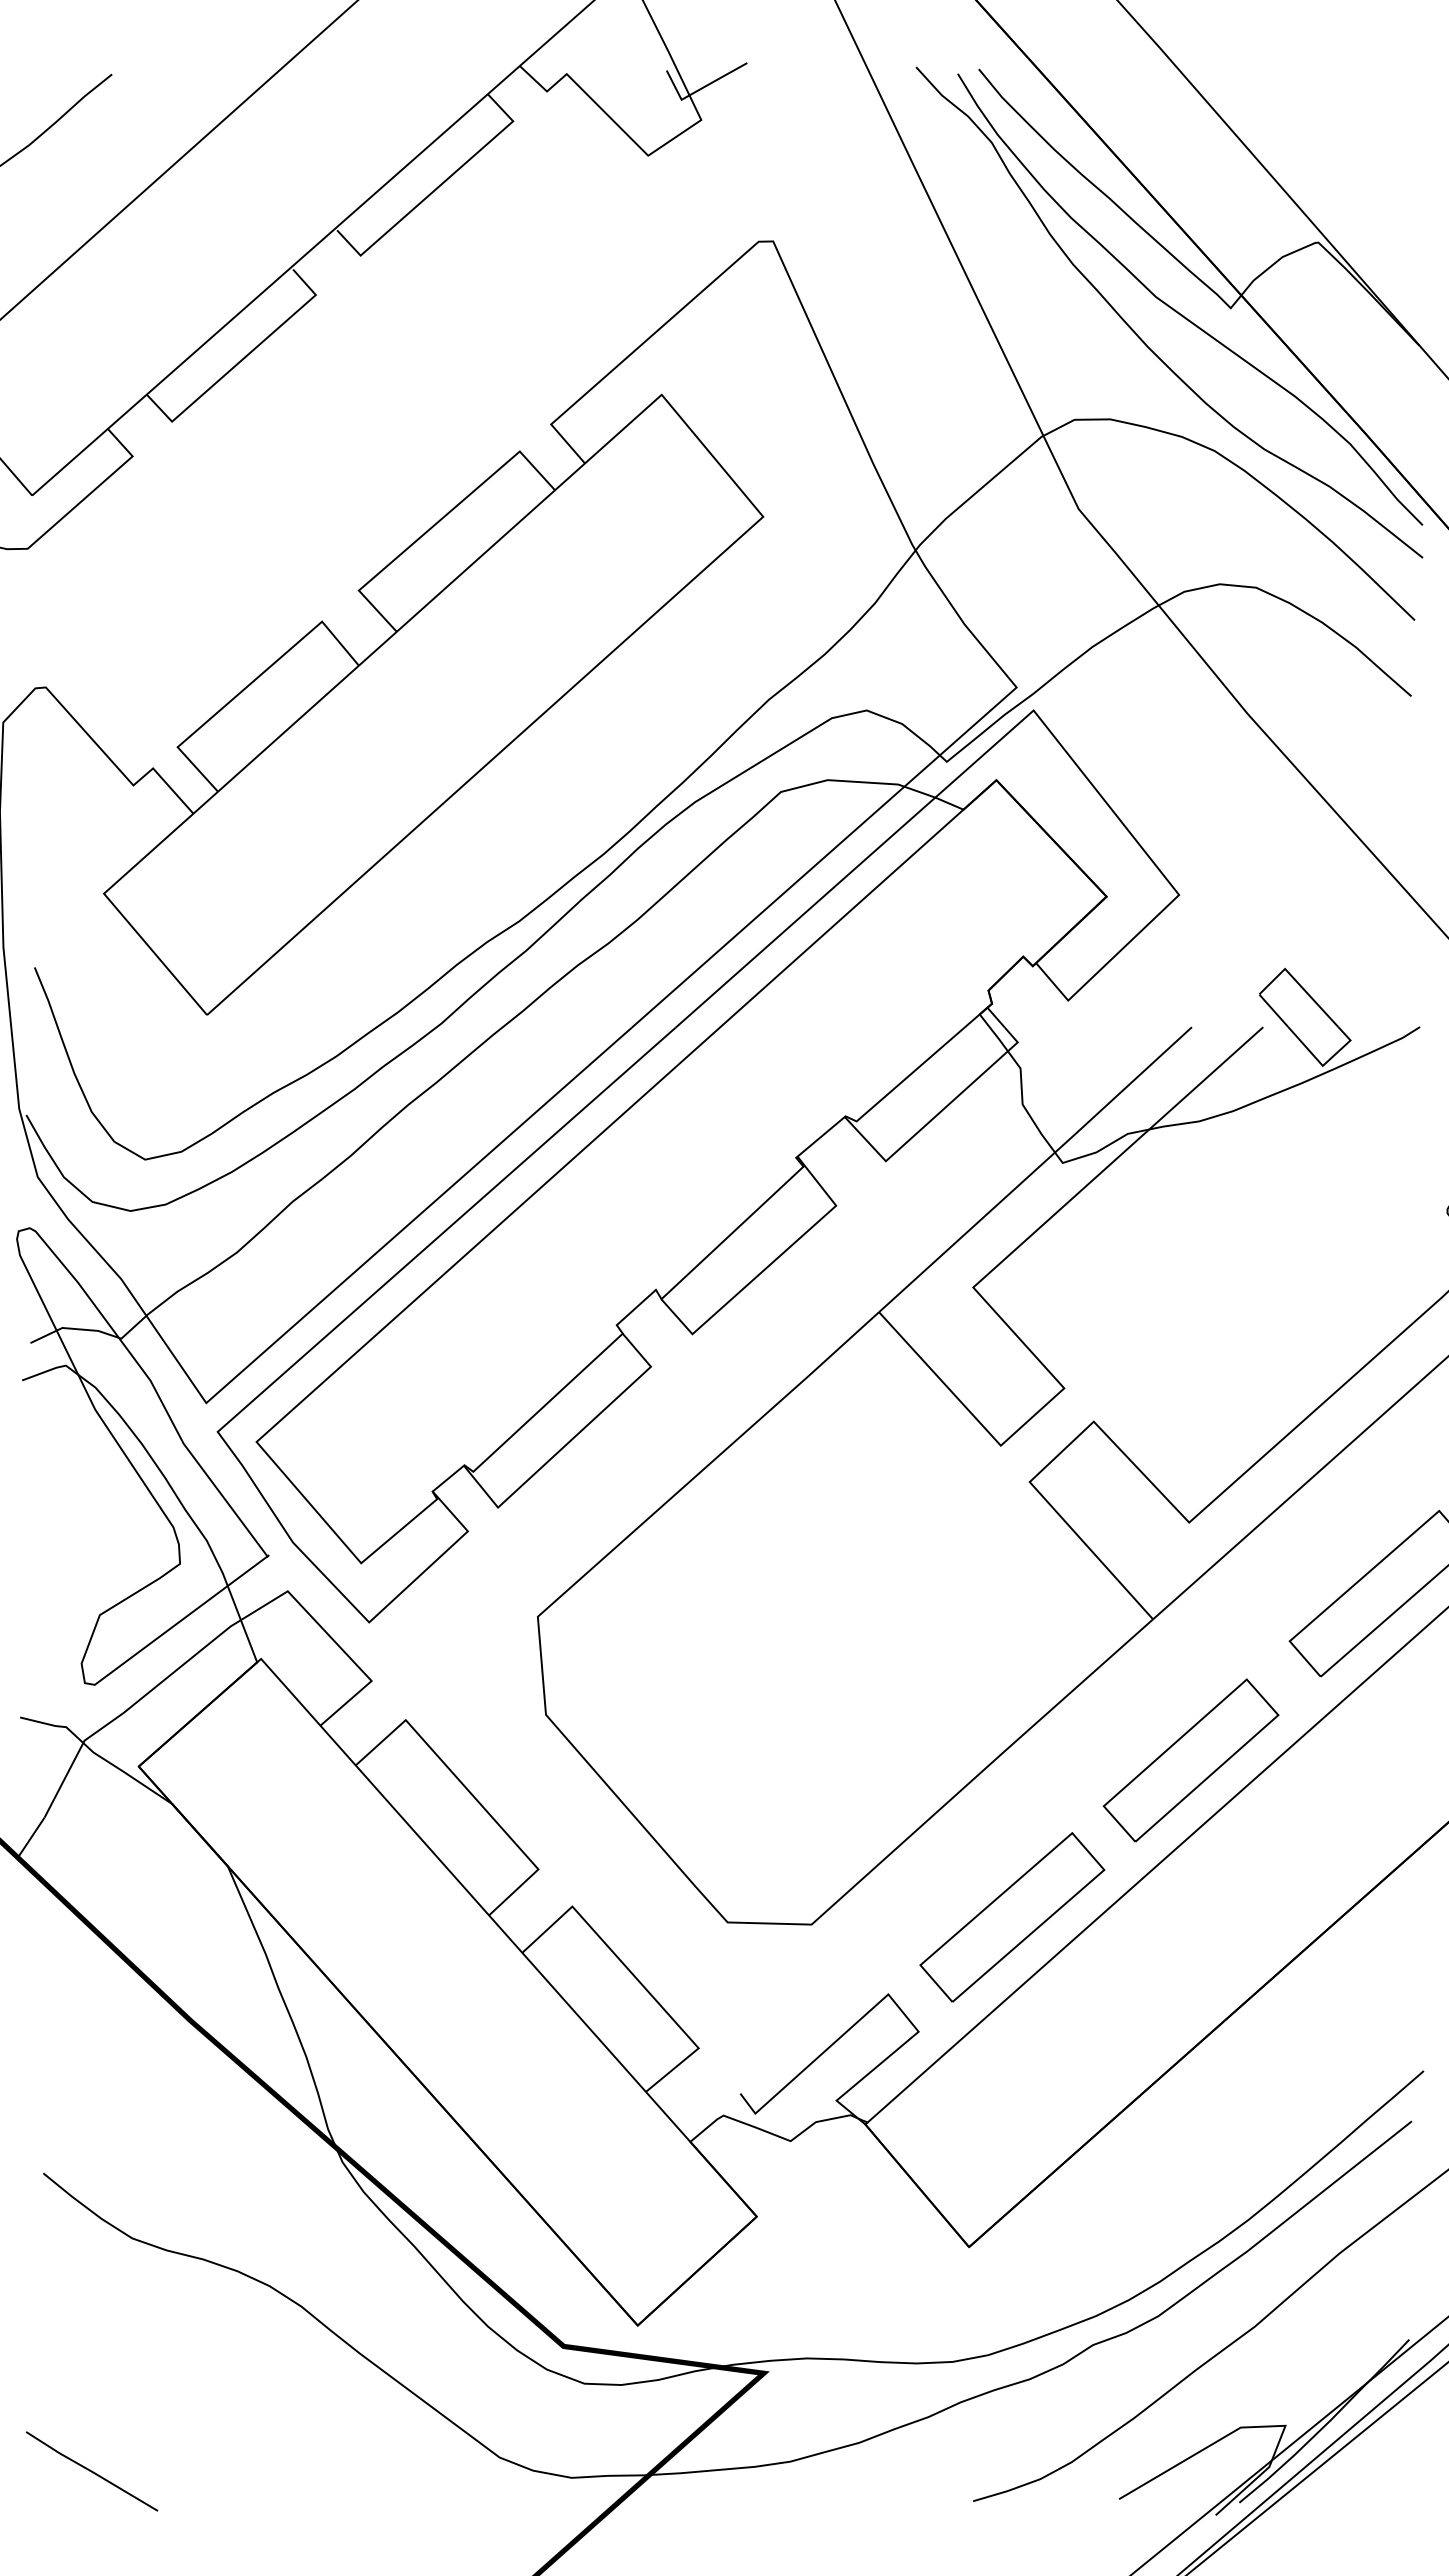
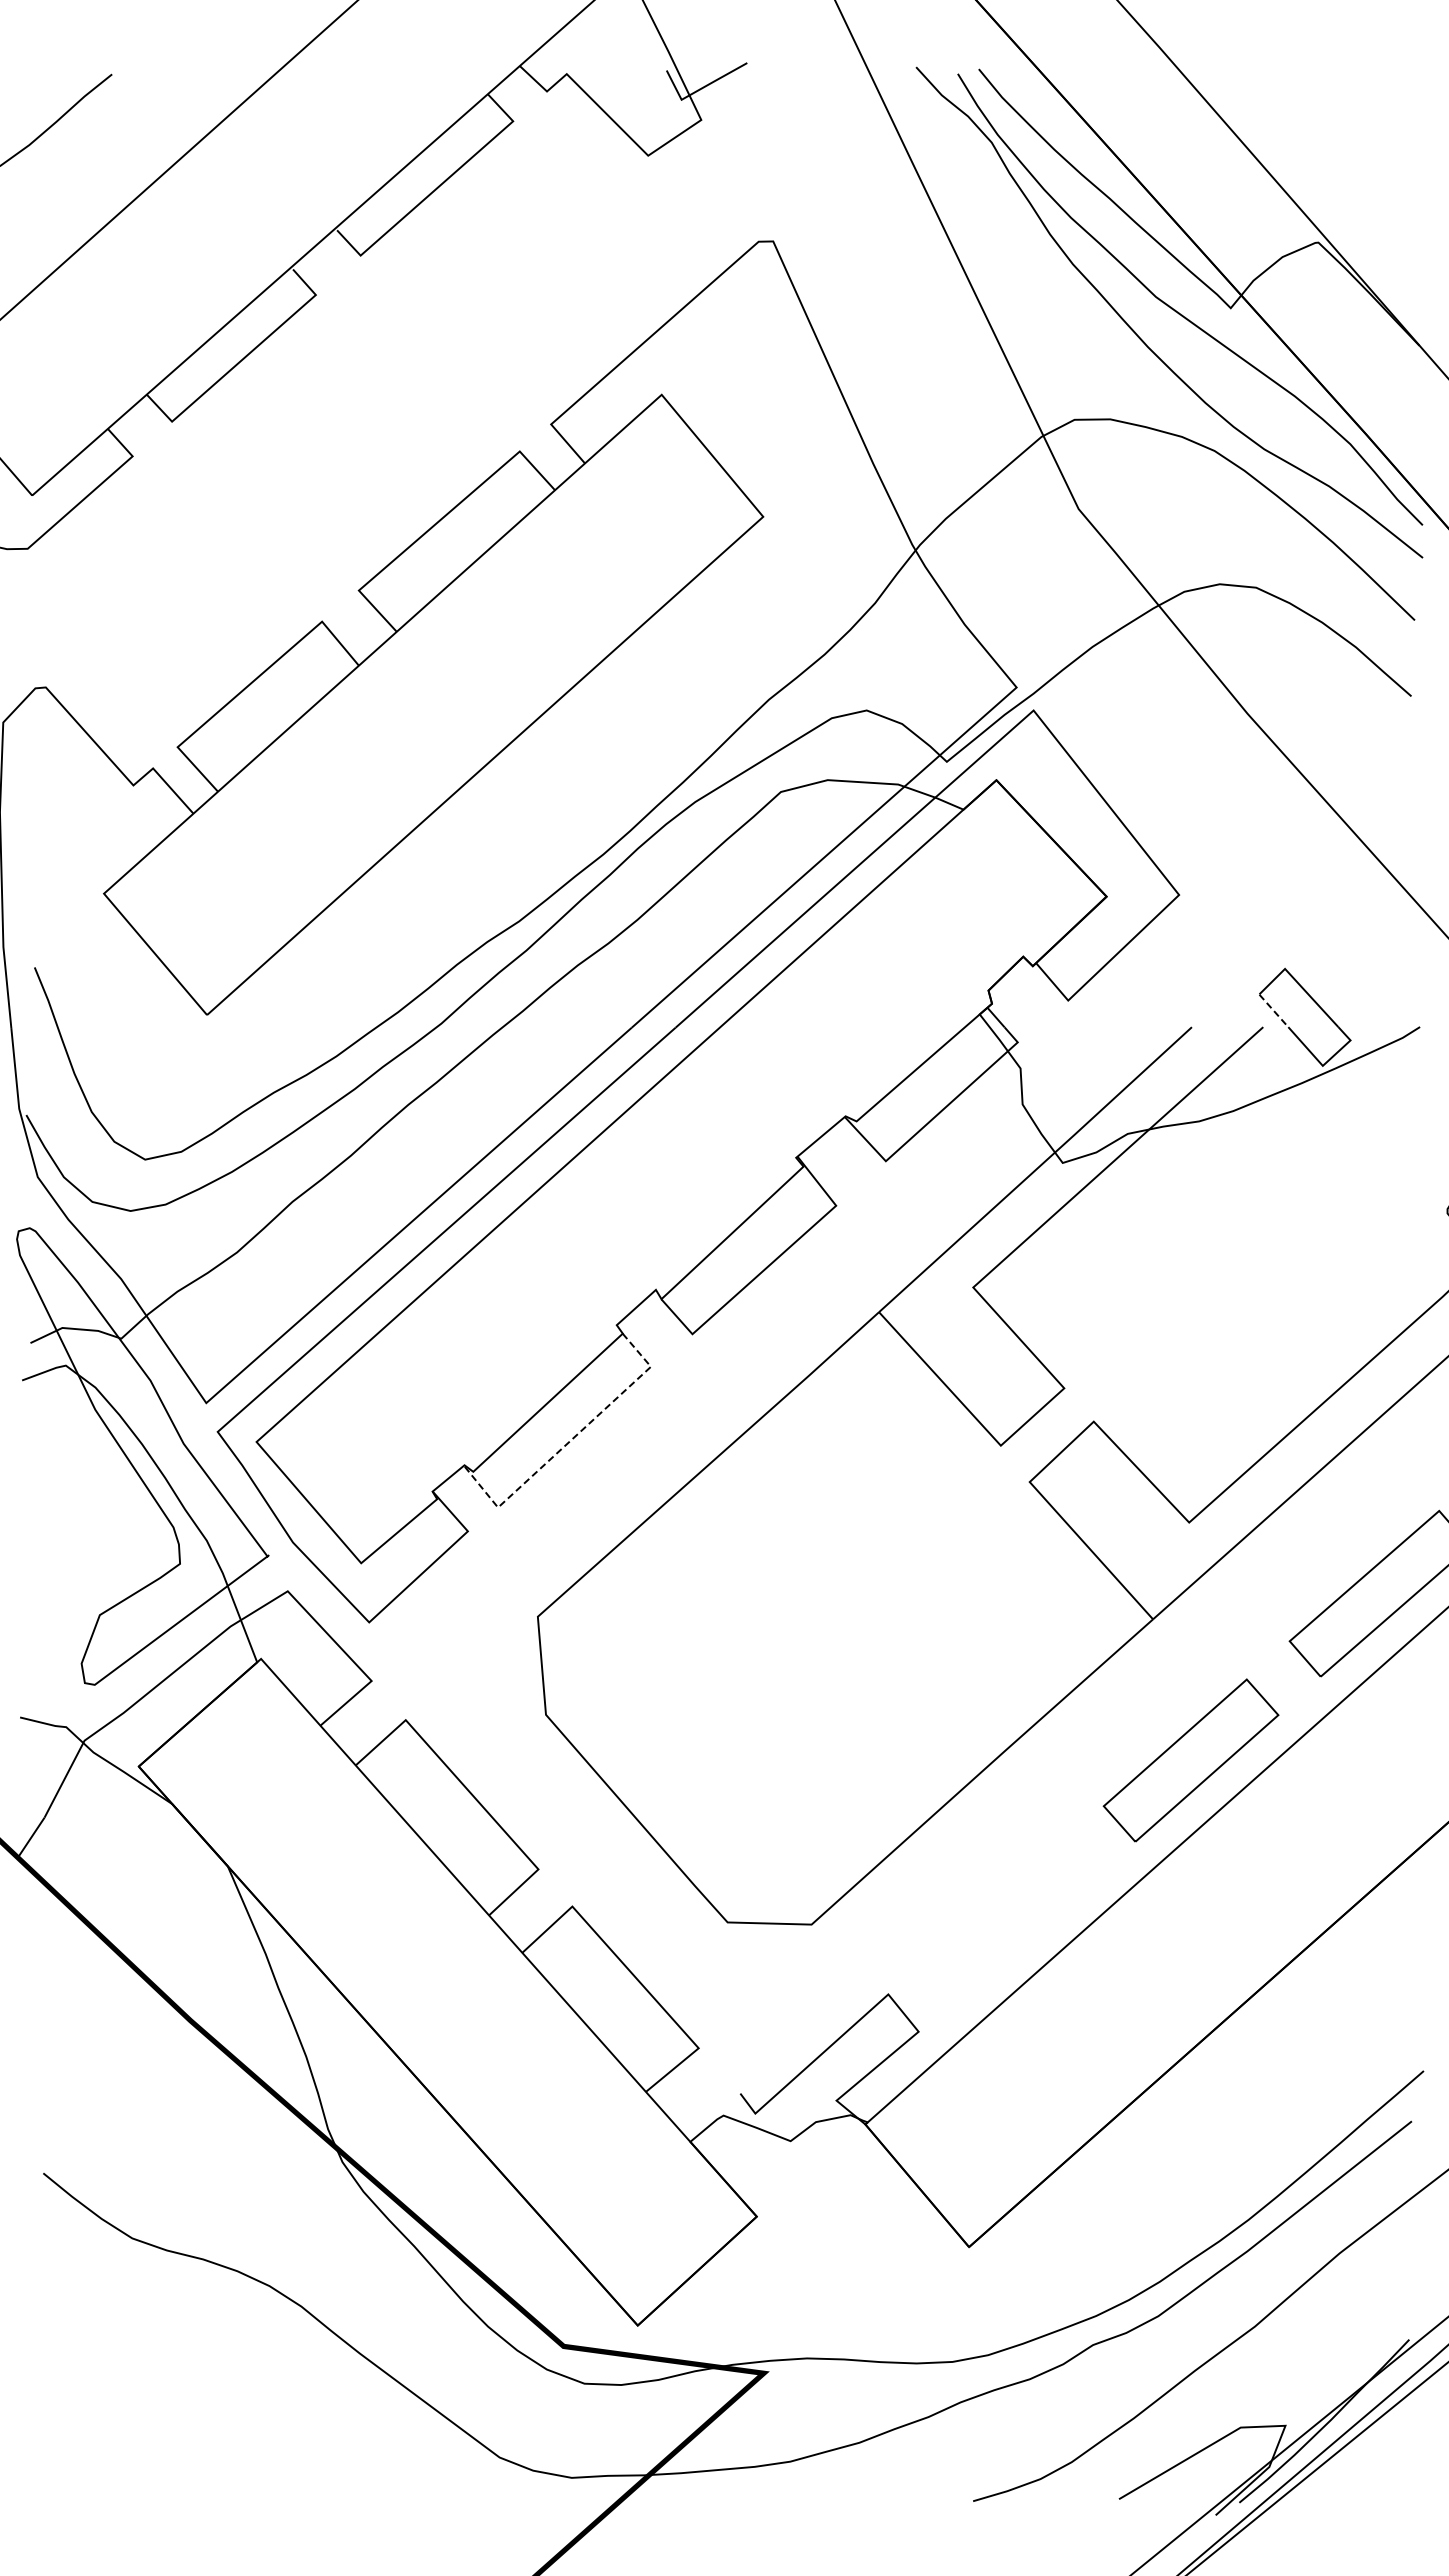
line: solid -> dashed (1273, 1010)
line: solid -> dashed (570, 1440)
part: present -> none (1012, 1917)
line: present -> none (91, 2471)
